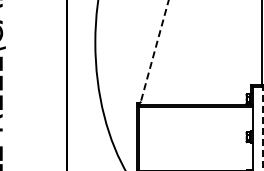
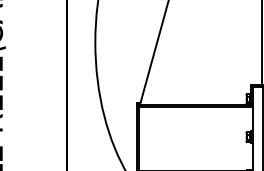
line: dashed -> solid (154, 53)
line: dashed -> solid (263, 127)
